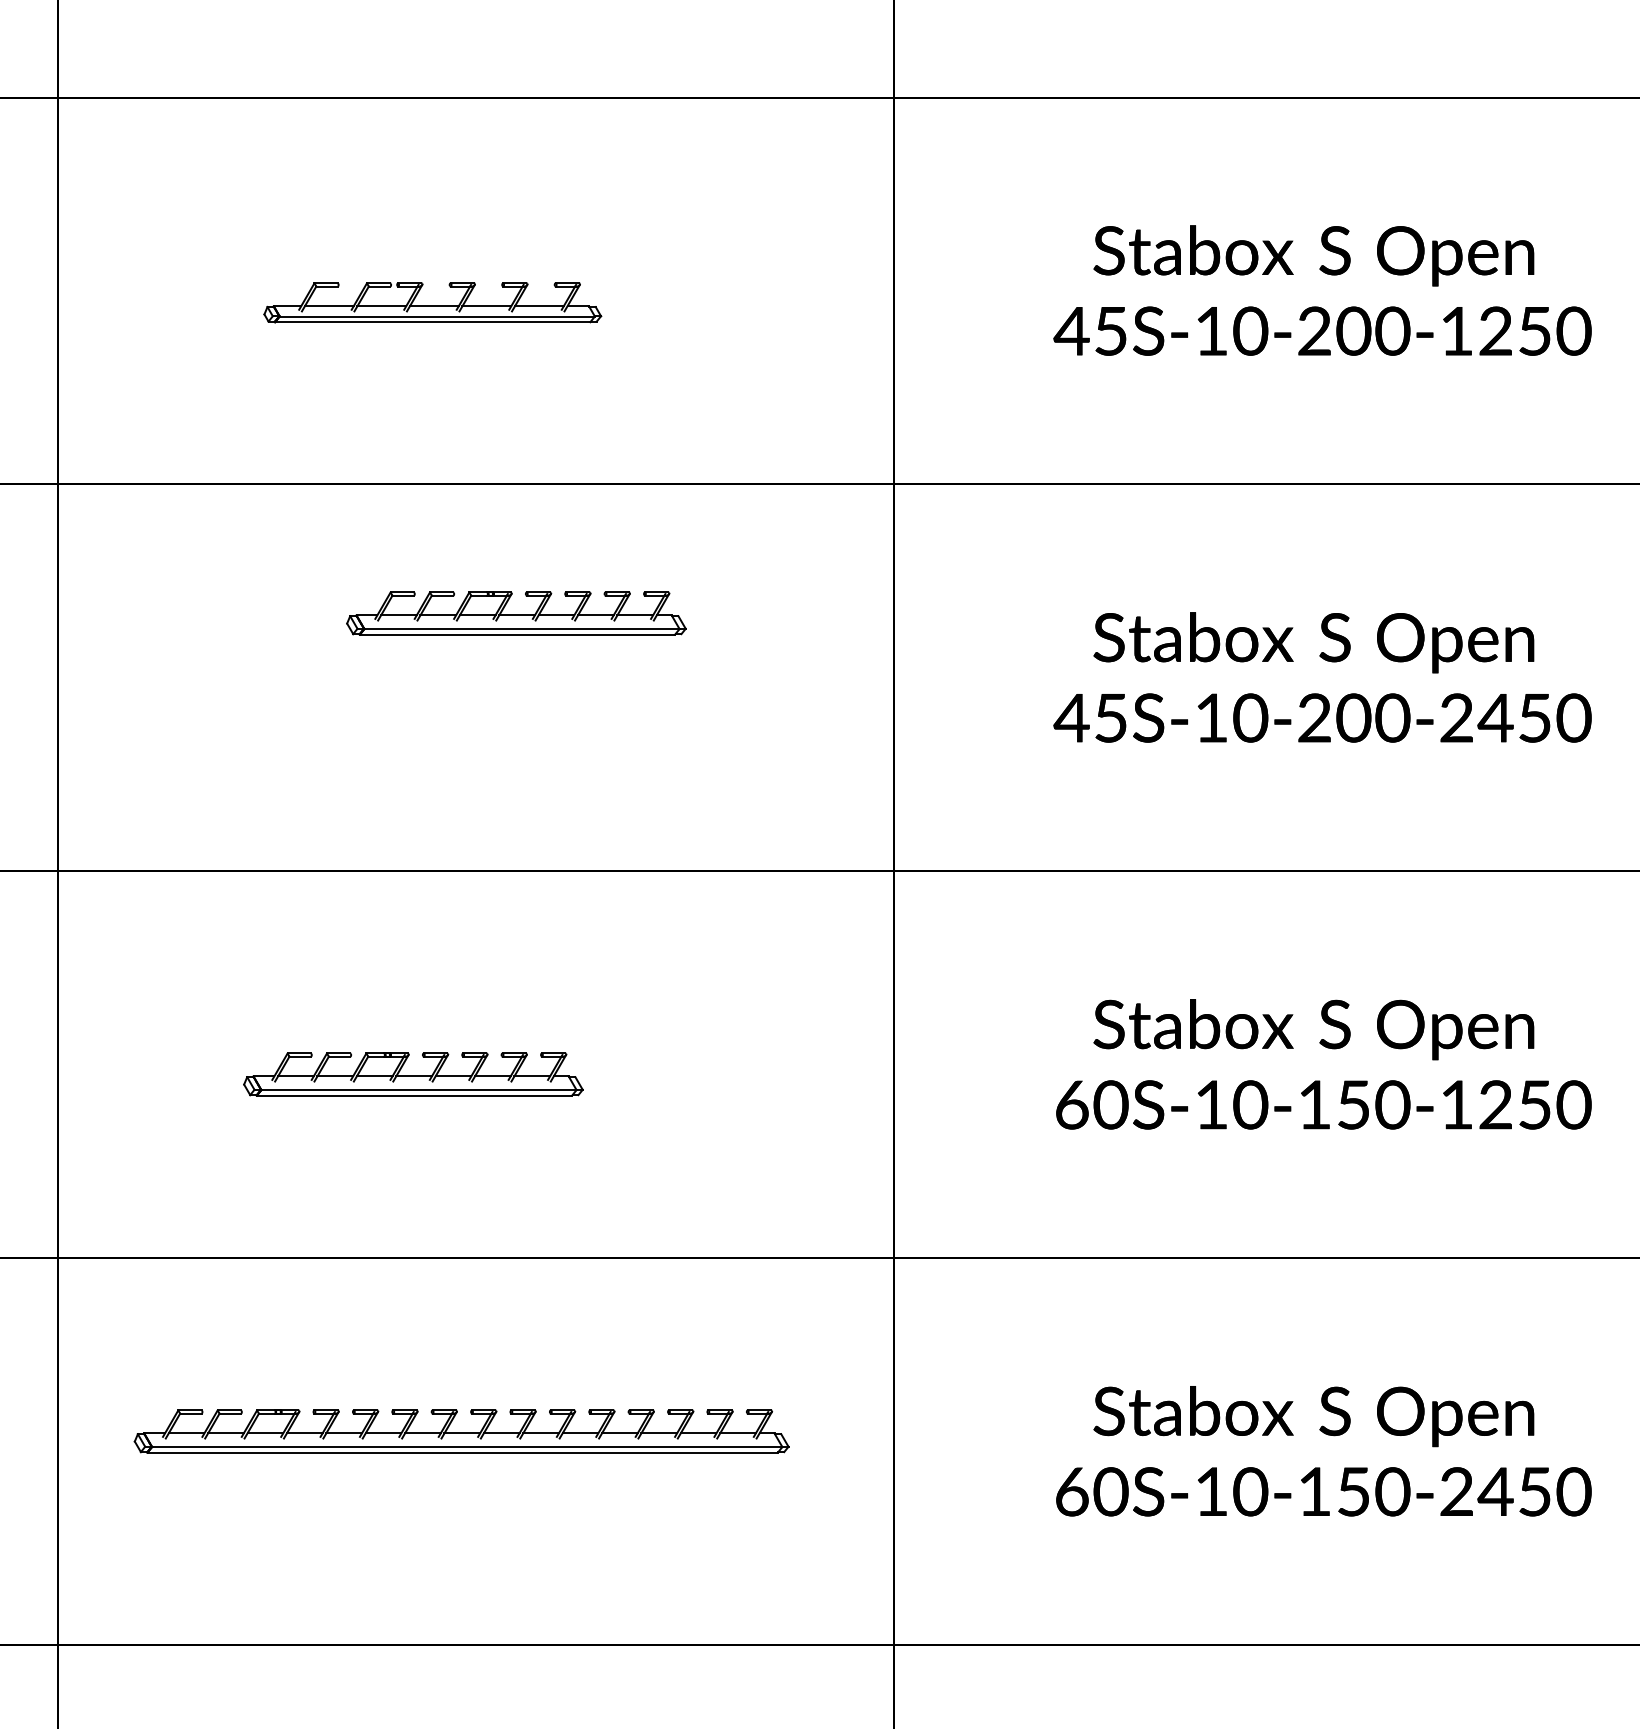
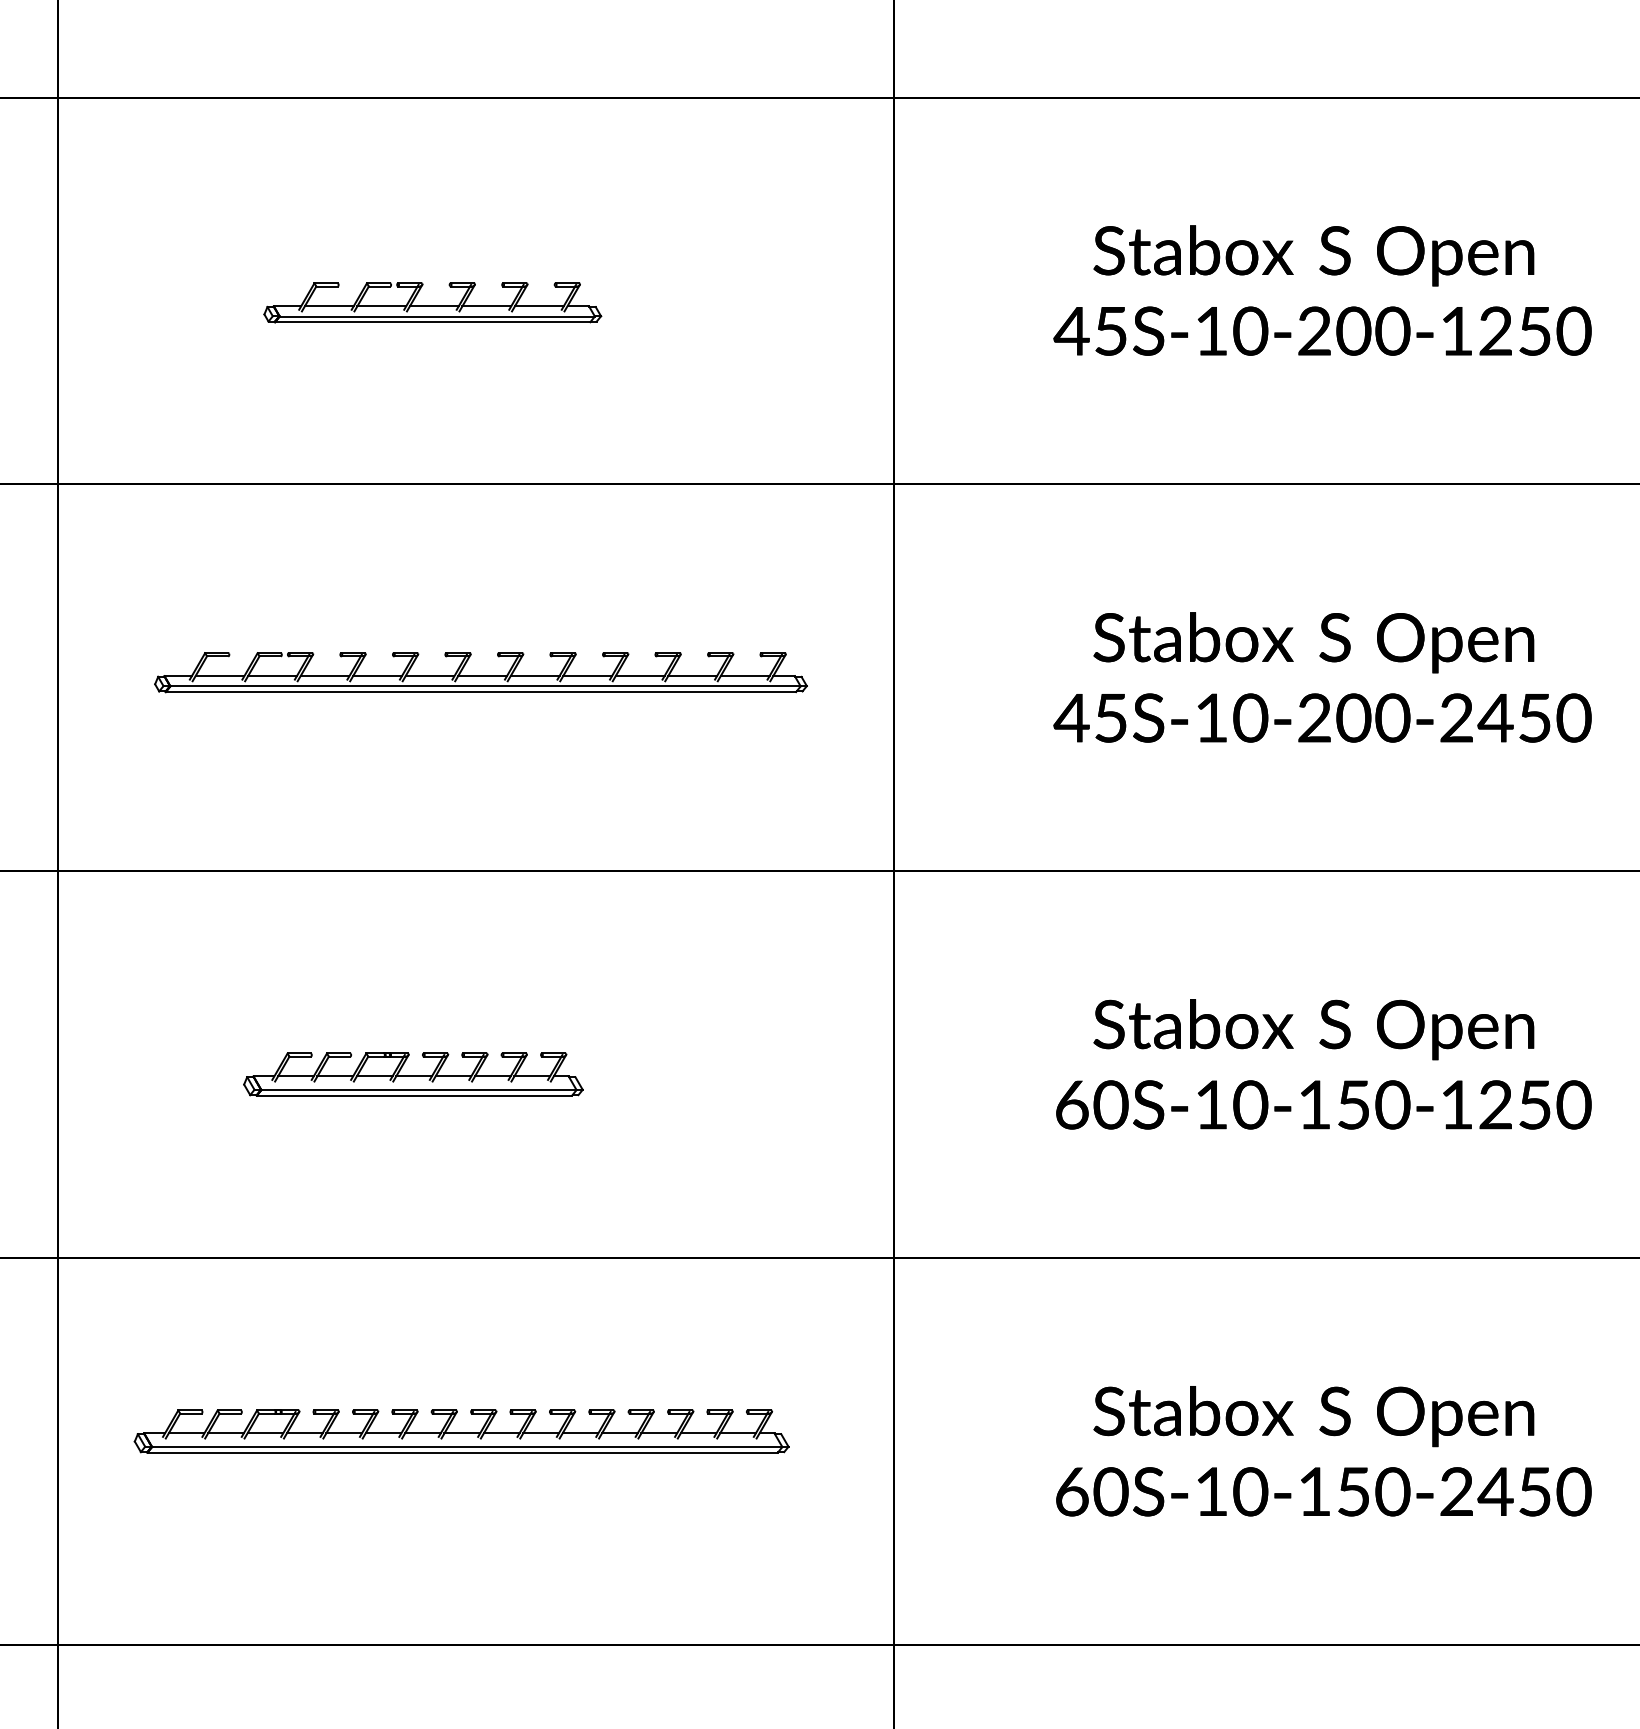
part: present -> none (516, 613)
part: none -> present (480, 672)
